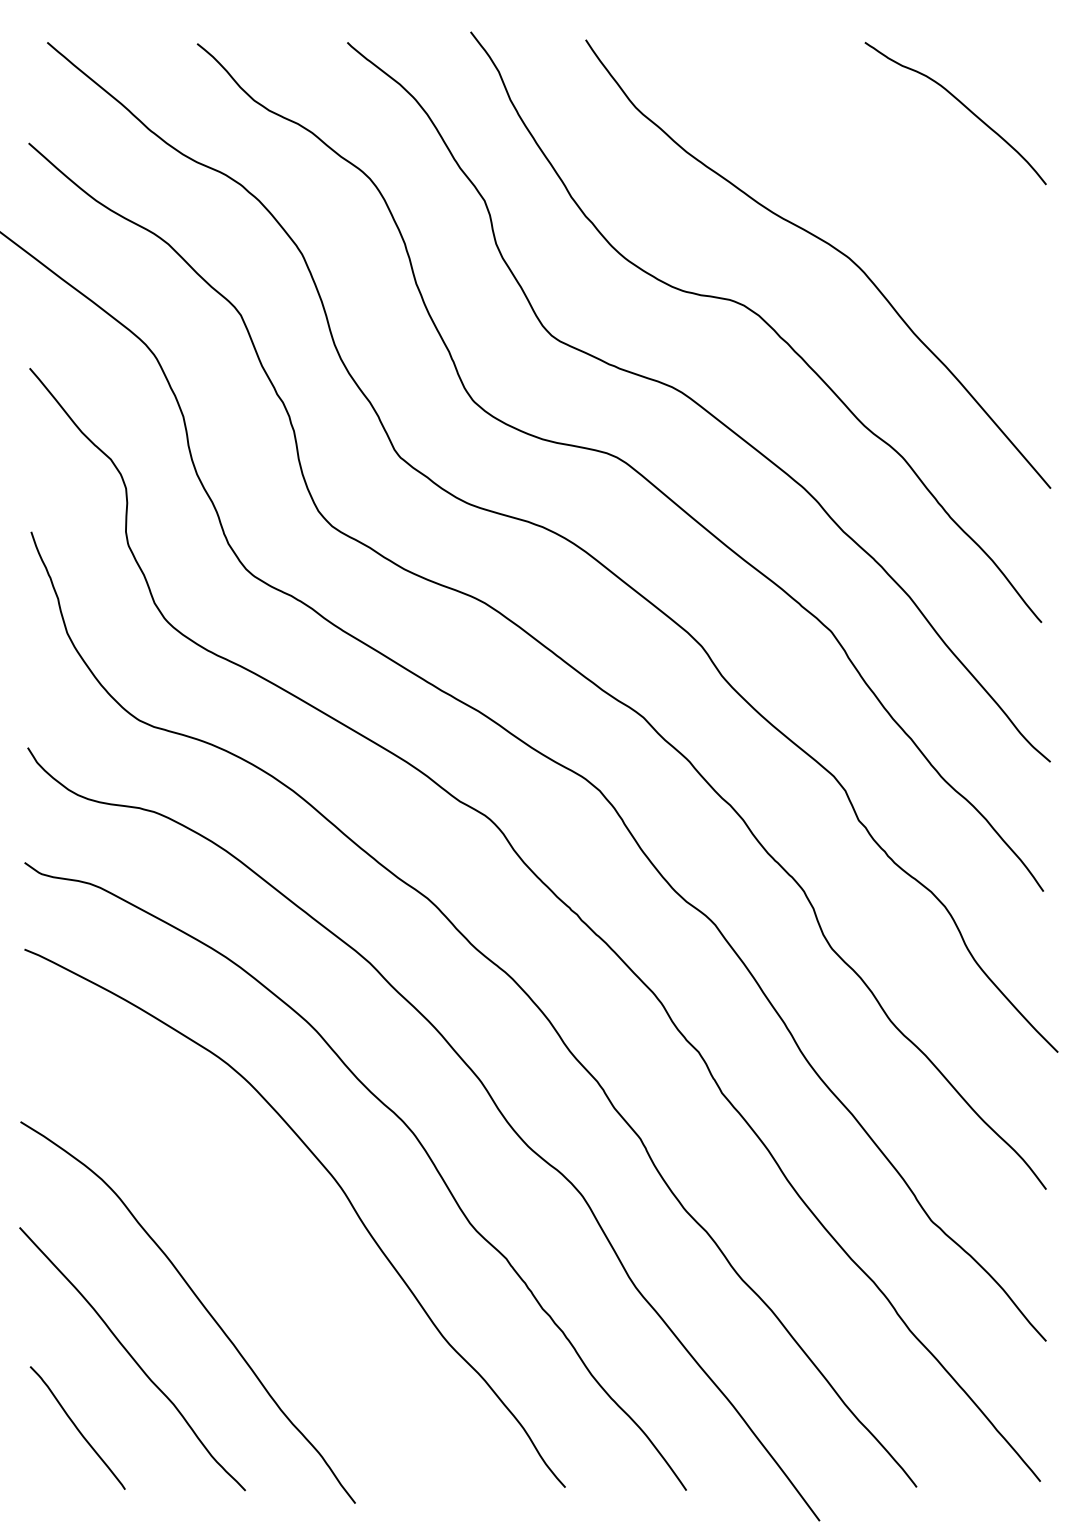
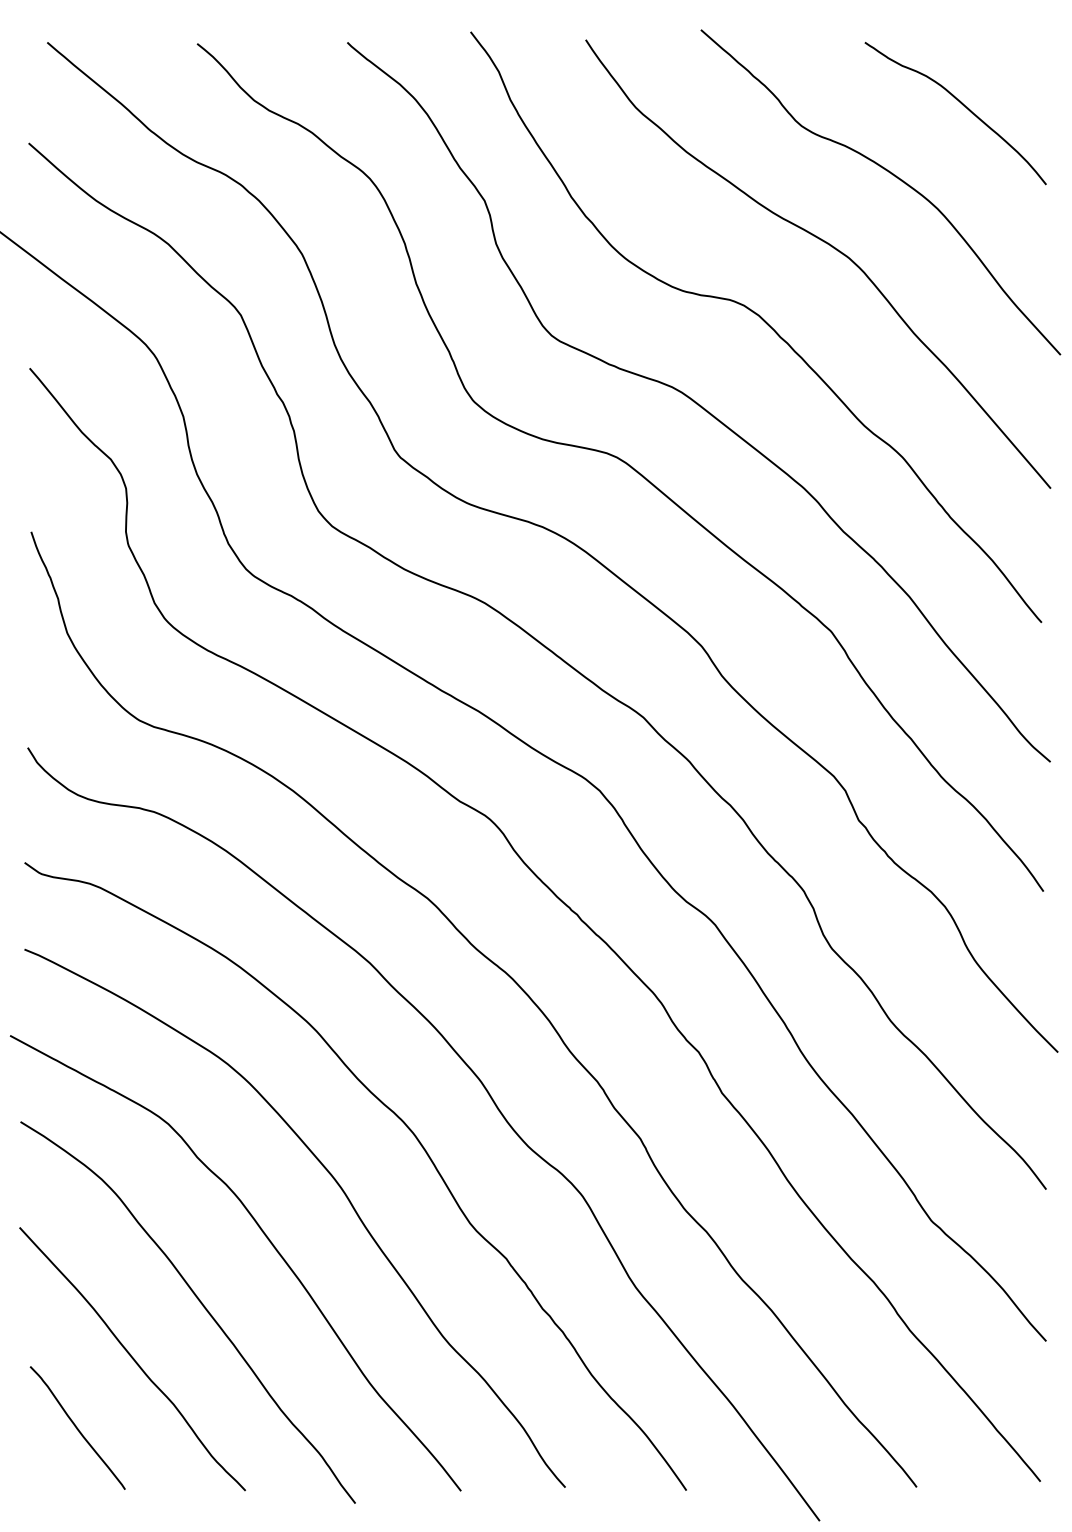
curve: none -> present (892, 175)
curve: none -> present (266, 1238)
